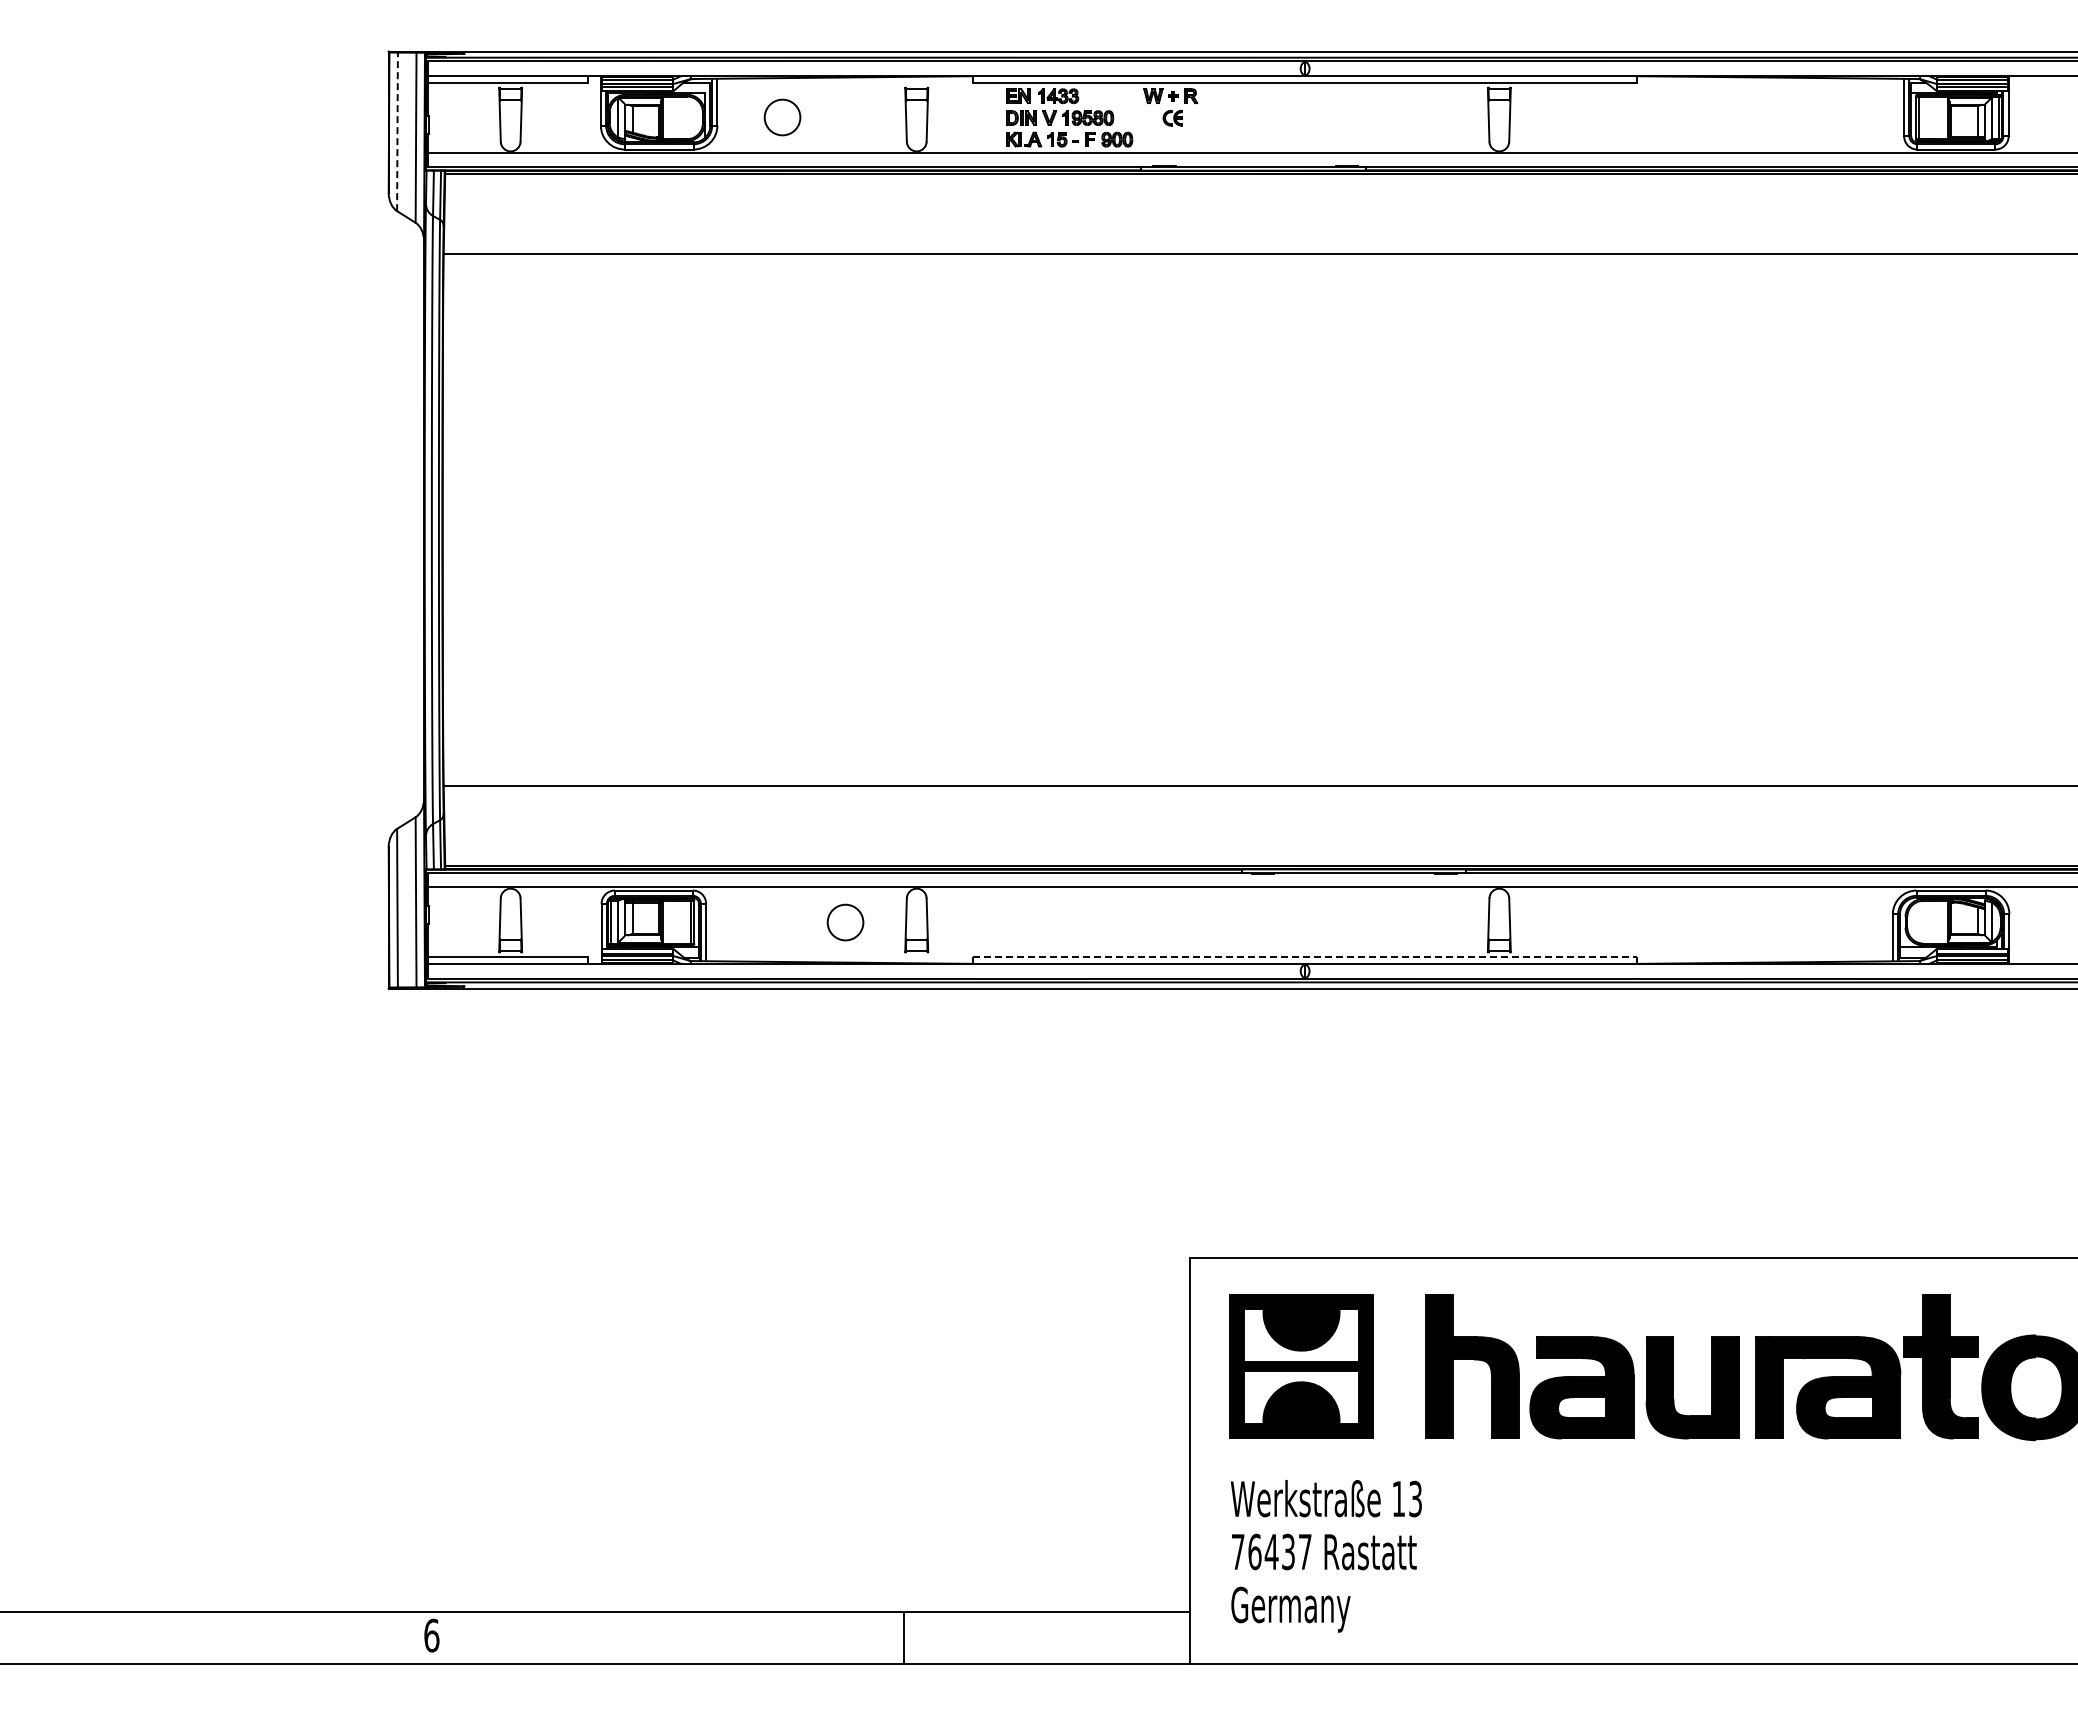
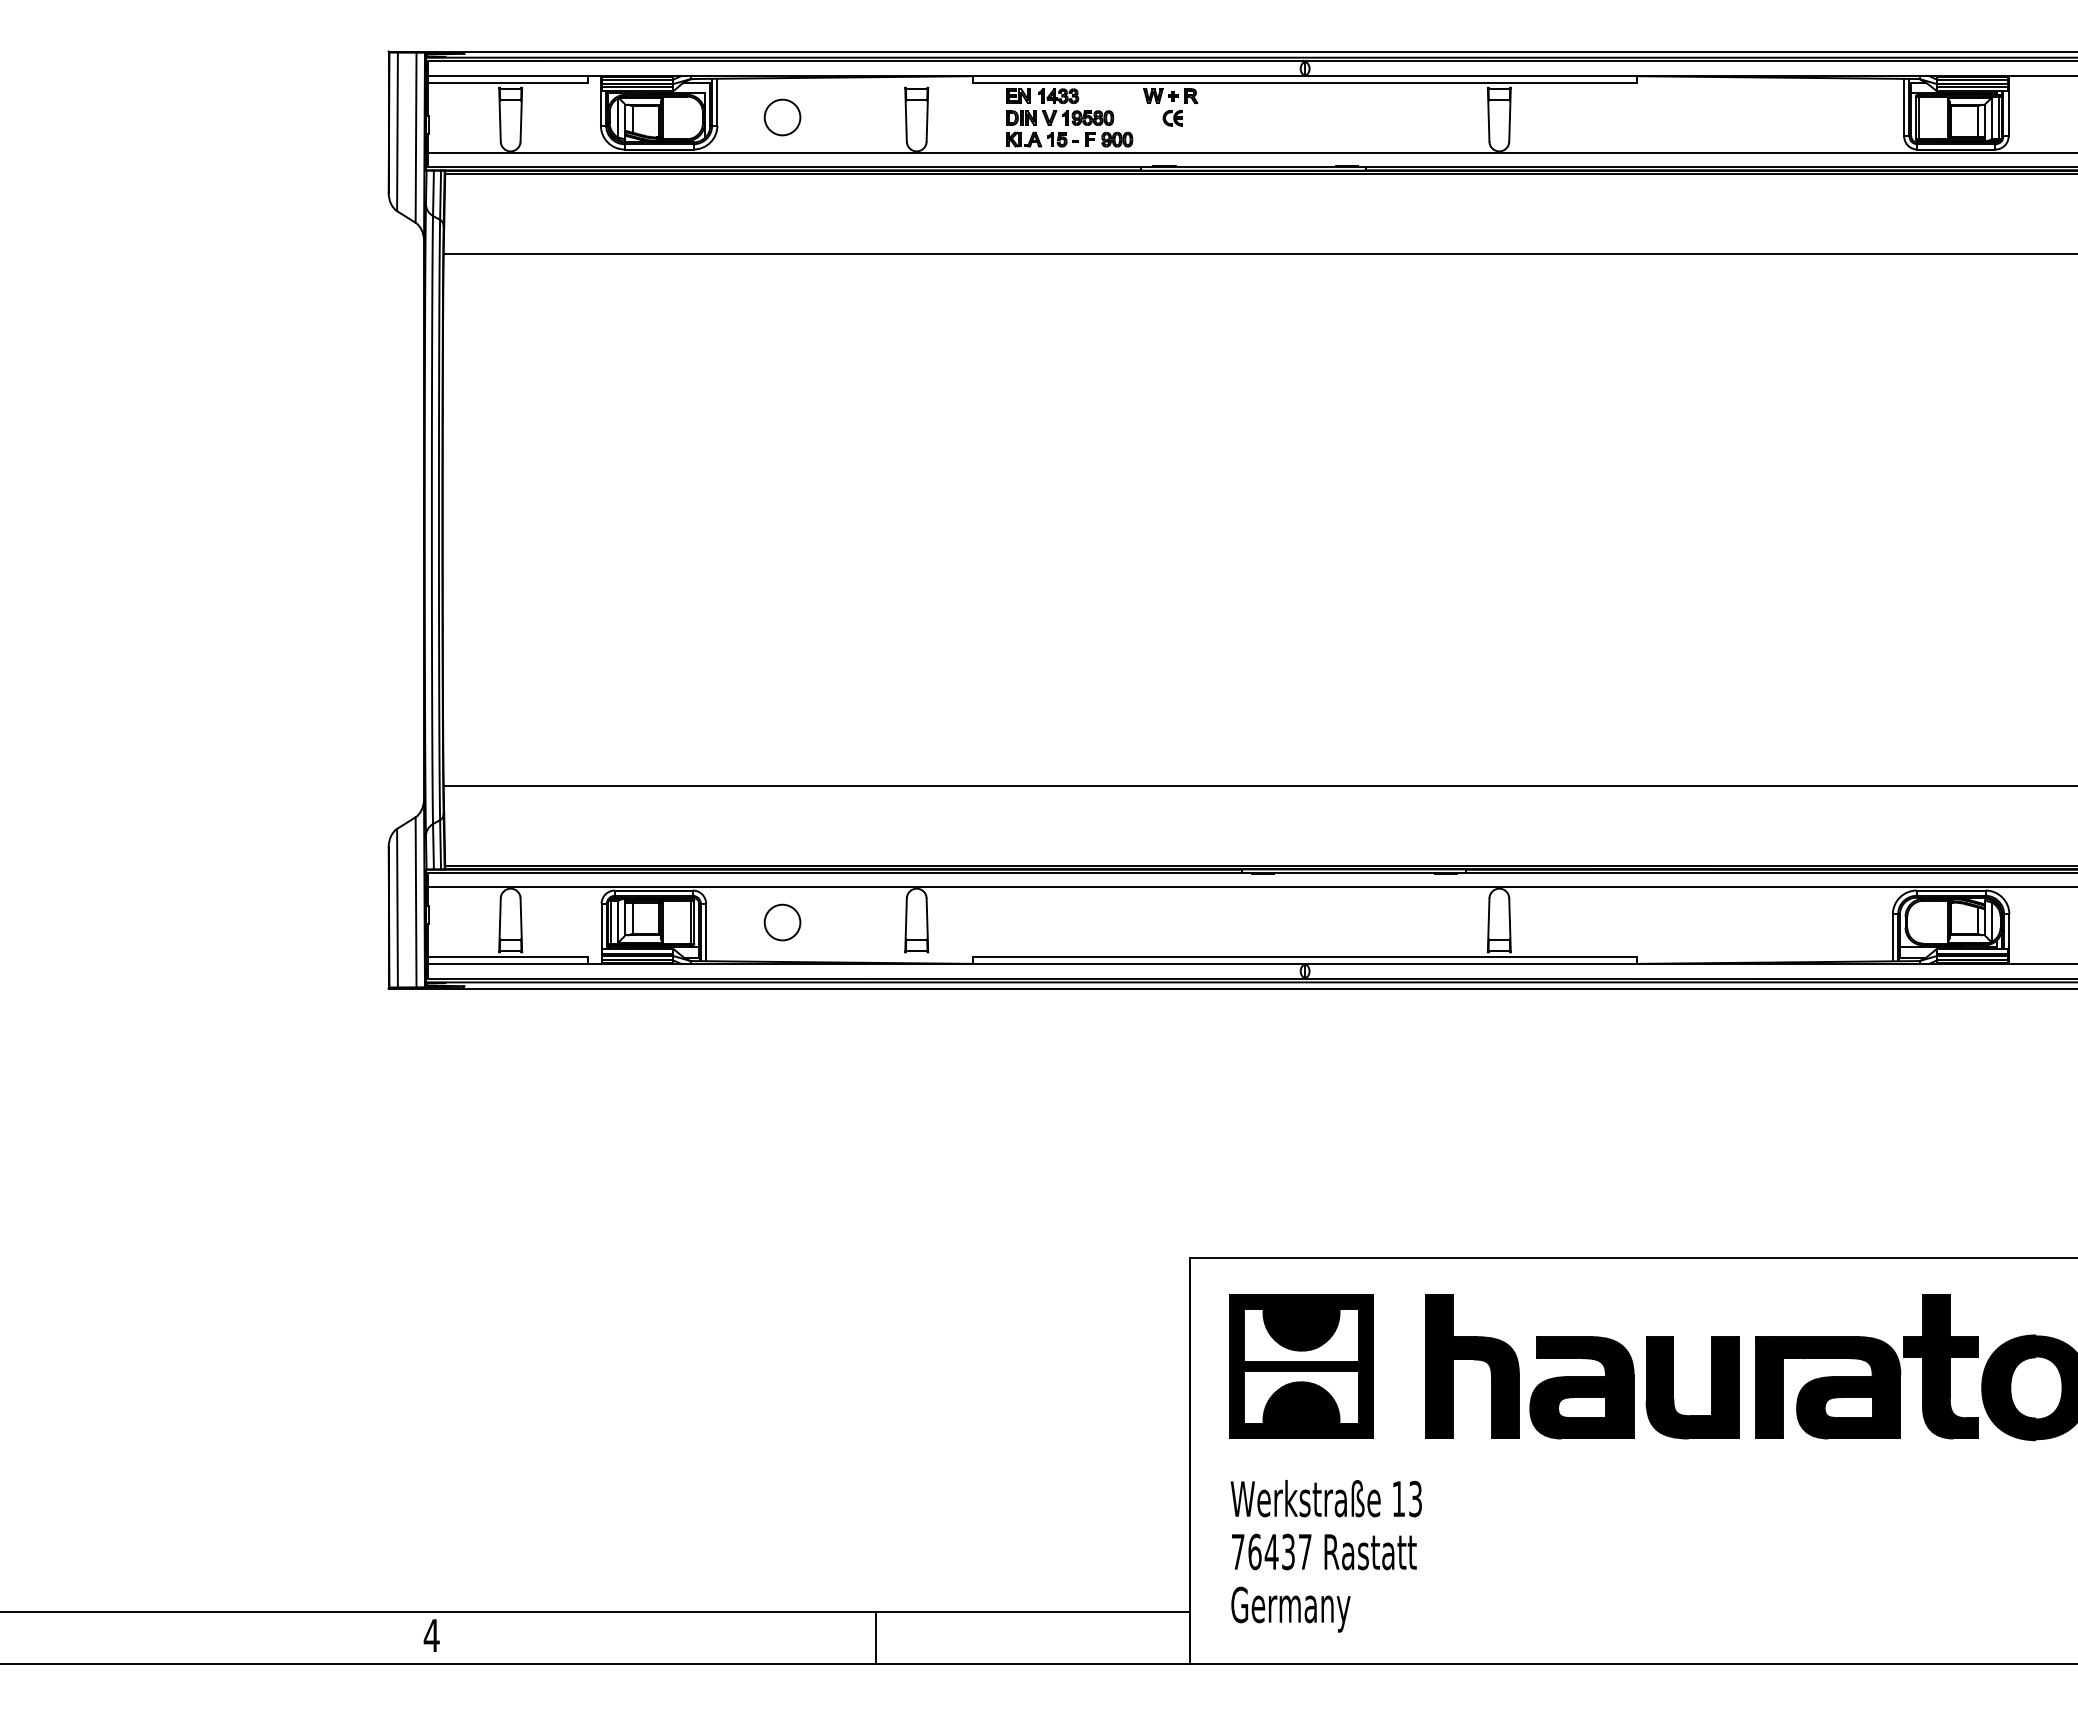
line: dashed -> solid (397, 131)
circle position: (845, 922) -> (782, 922) (782, 922)
line: dashed -> solid (1305, 956)
text: 6 -> 4 (431, 1635)
line position: (903, 1637) -> (875, 1637) (875, 1637)
